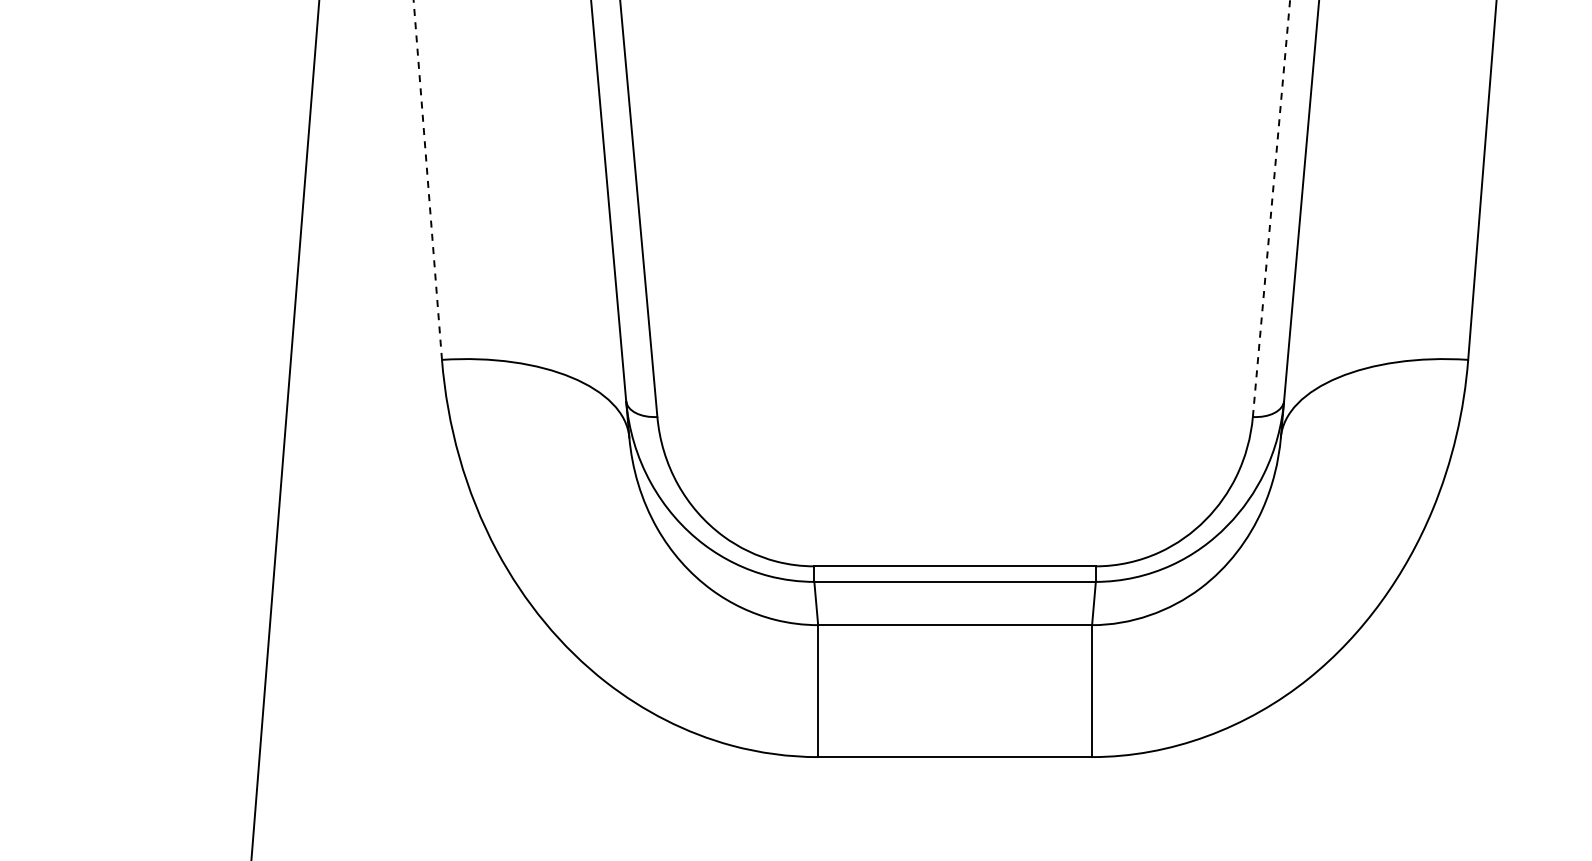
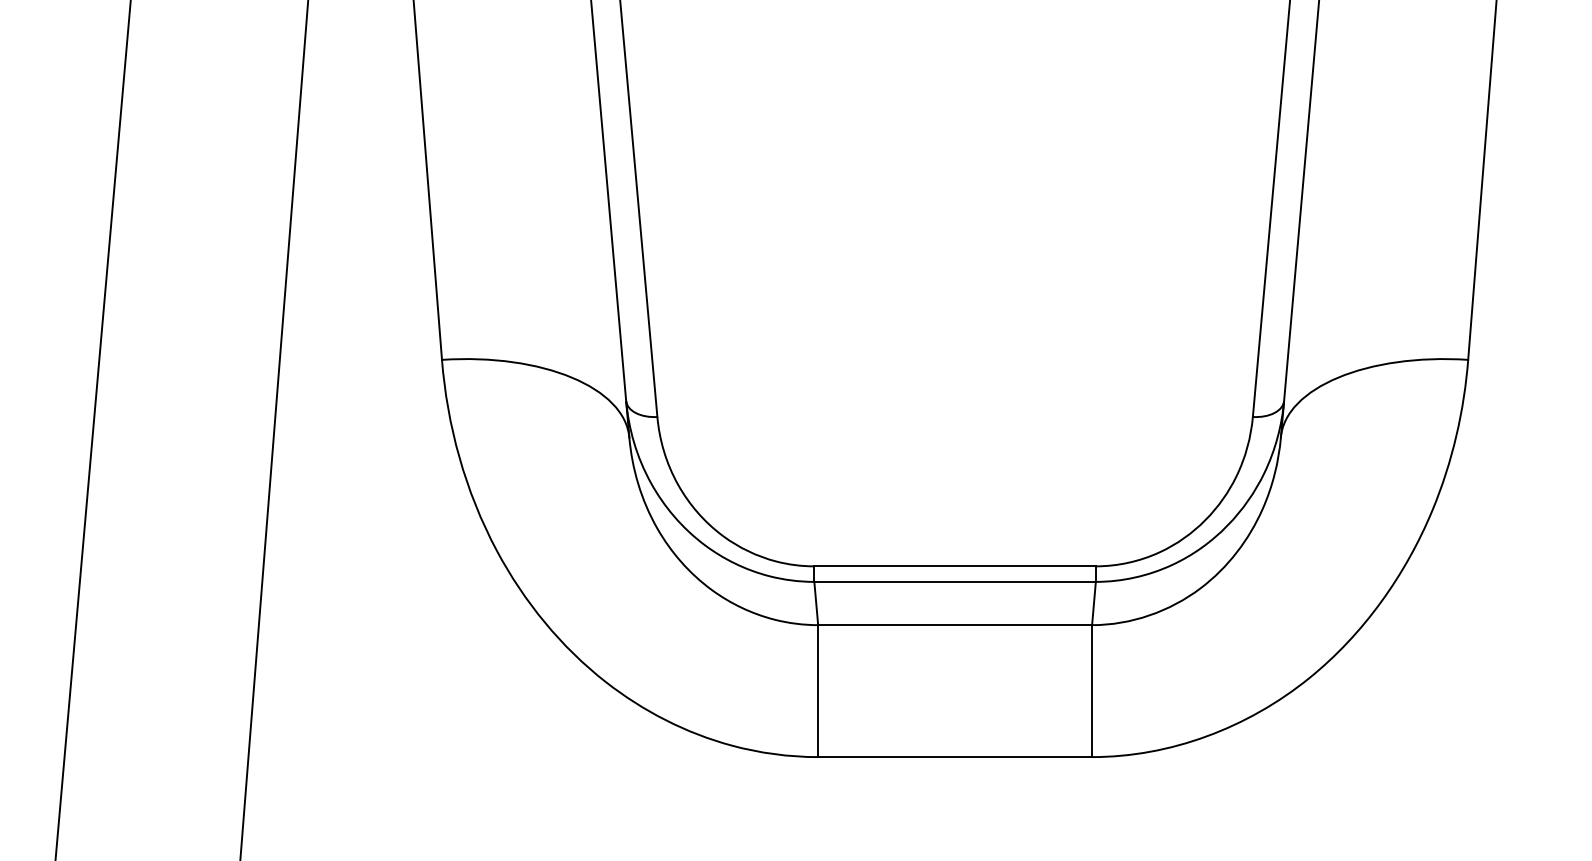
line: dashed -> solid (427, 179)
line: dashed -> solid (1271, 208)
line: none -> present (92, 429)
line position: (285, 429) -> (274, 429) (274, 429)
